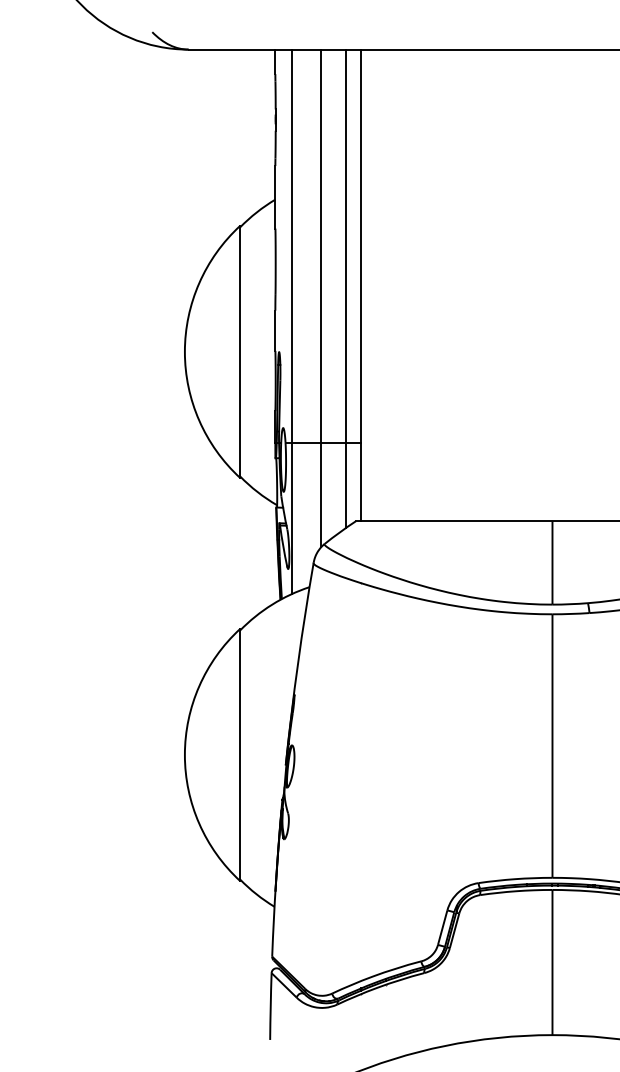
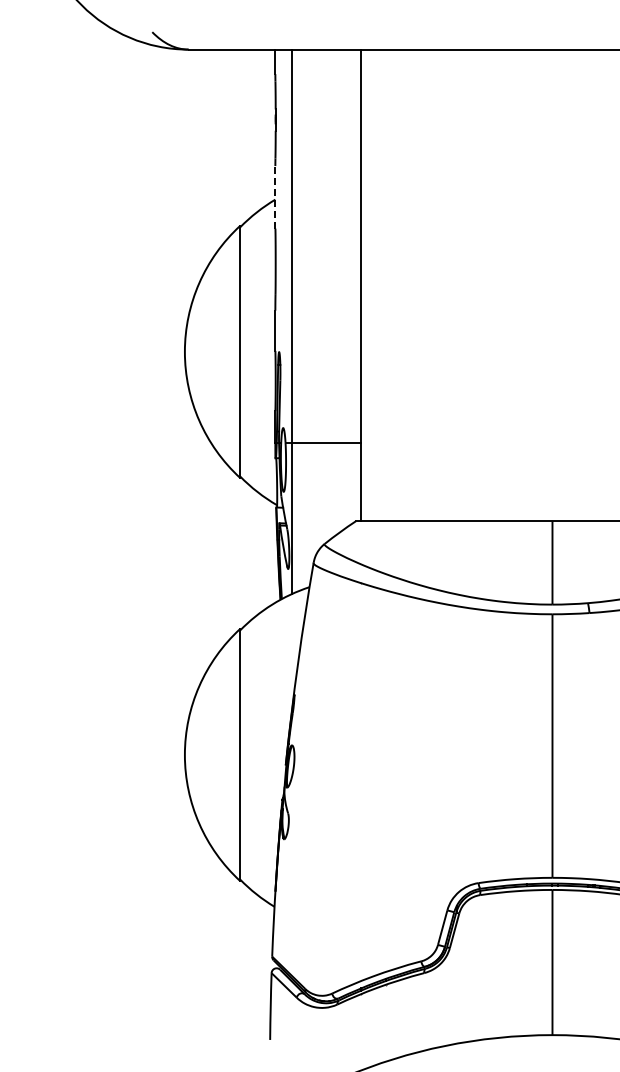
line: solid -> dashed (275, 196)
line: present -> none (345, 288)
line: present -> none (321, 298)
